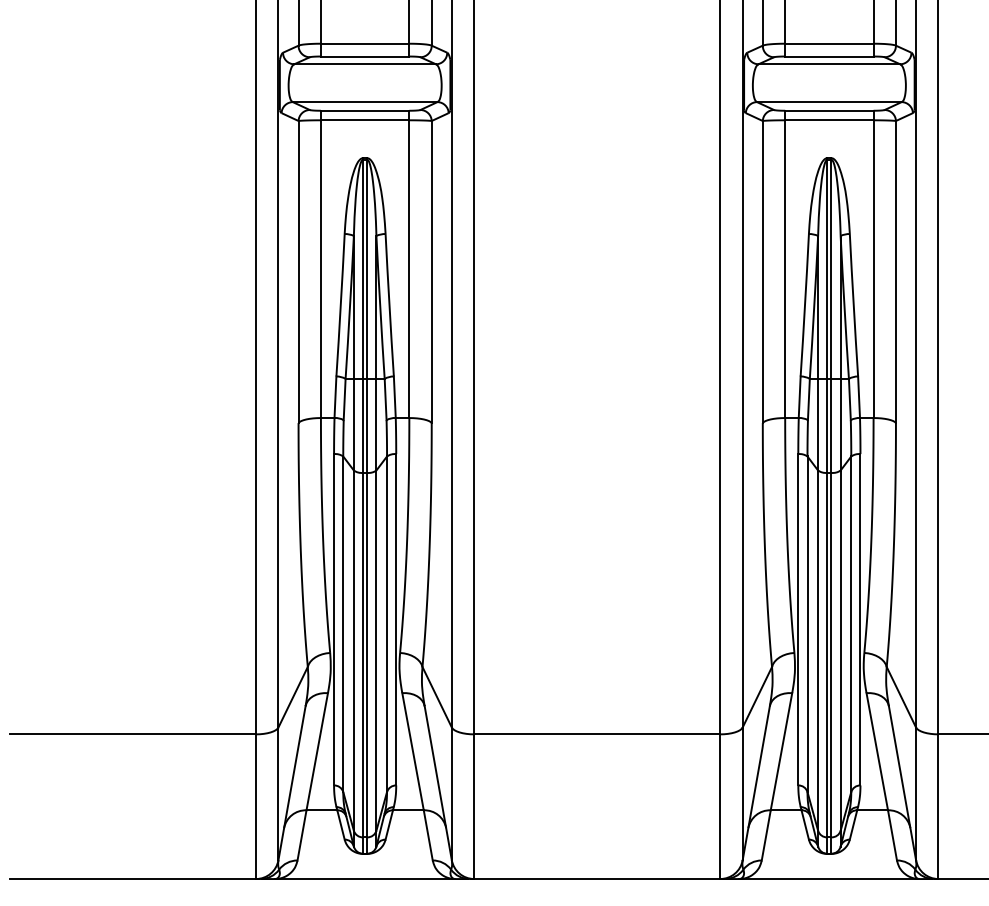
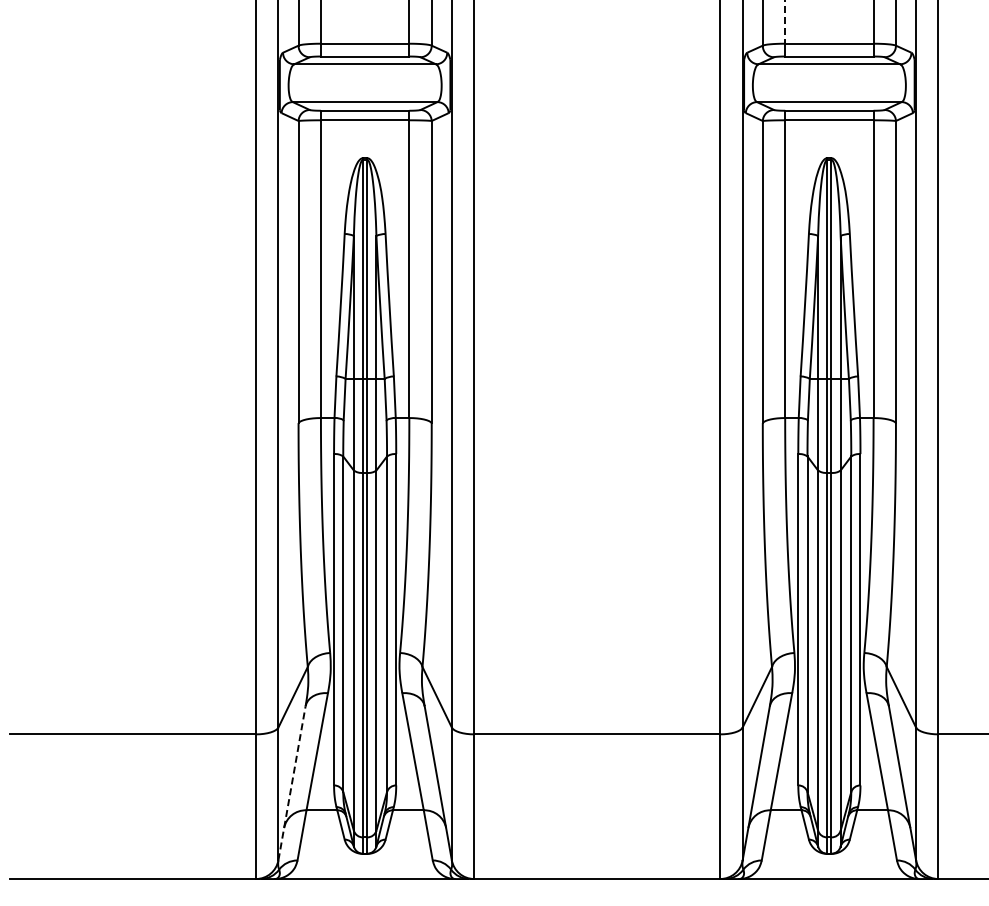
line: solid -> dashed (785, 22)
line: solid -> dashed (292, 782)
